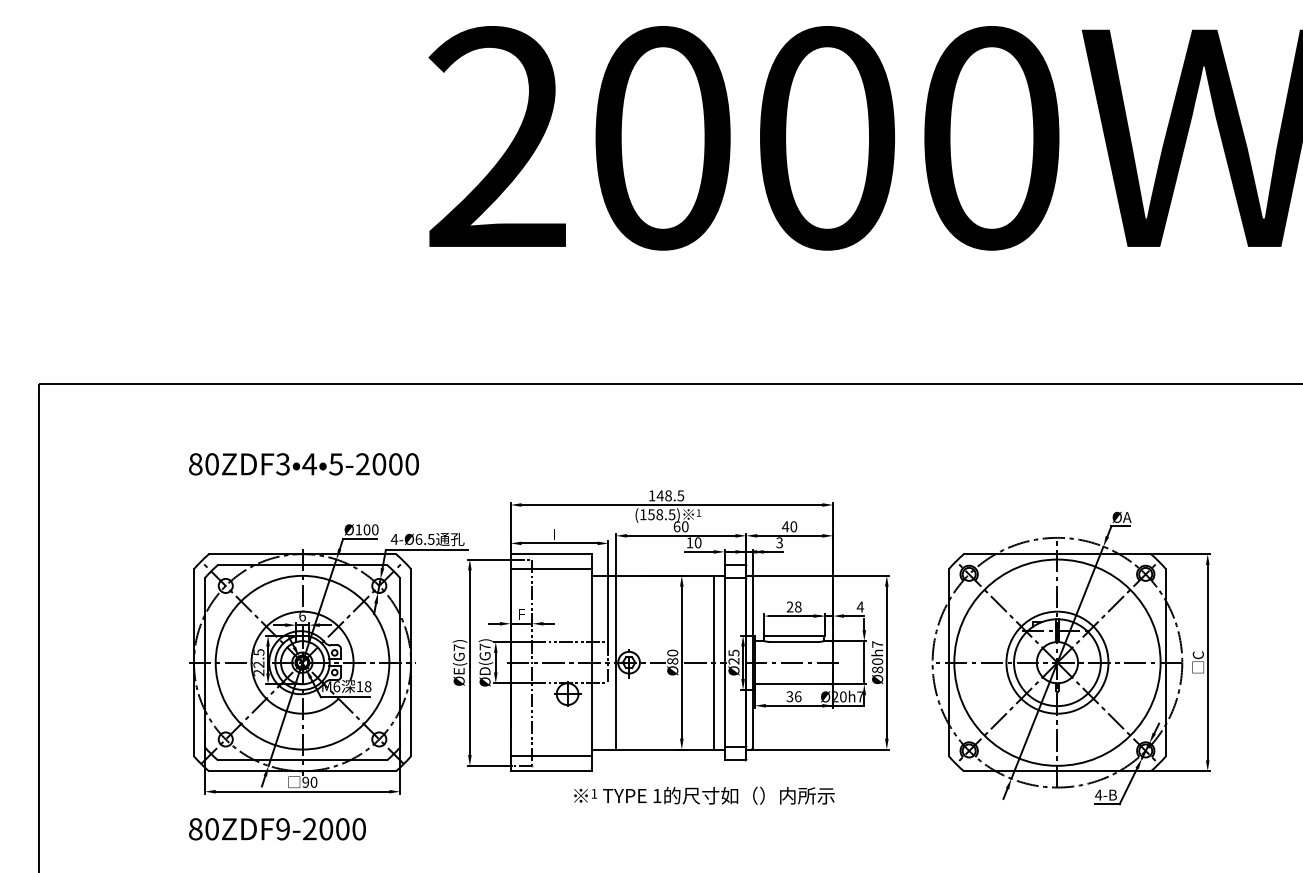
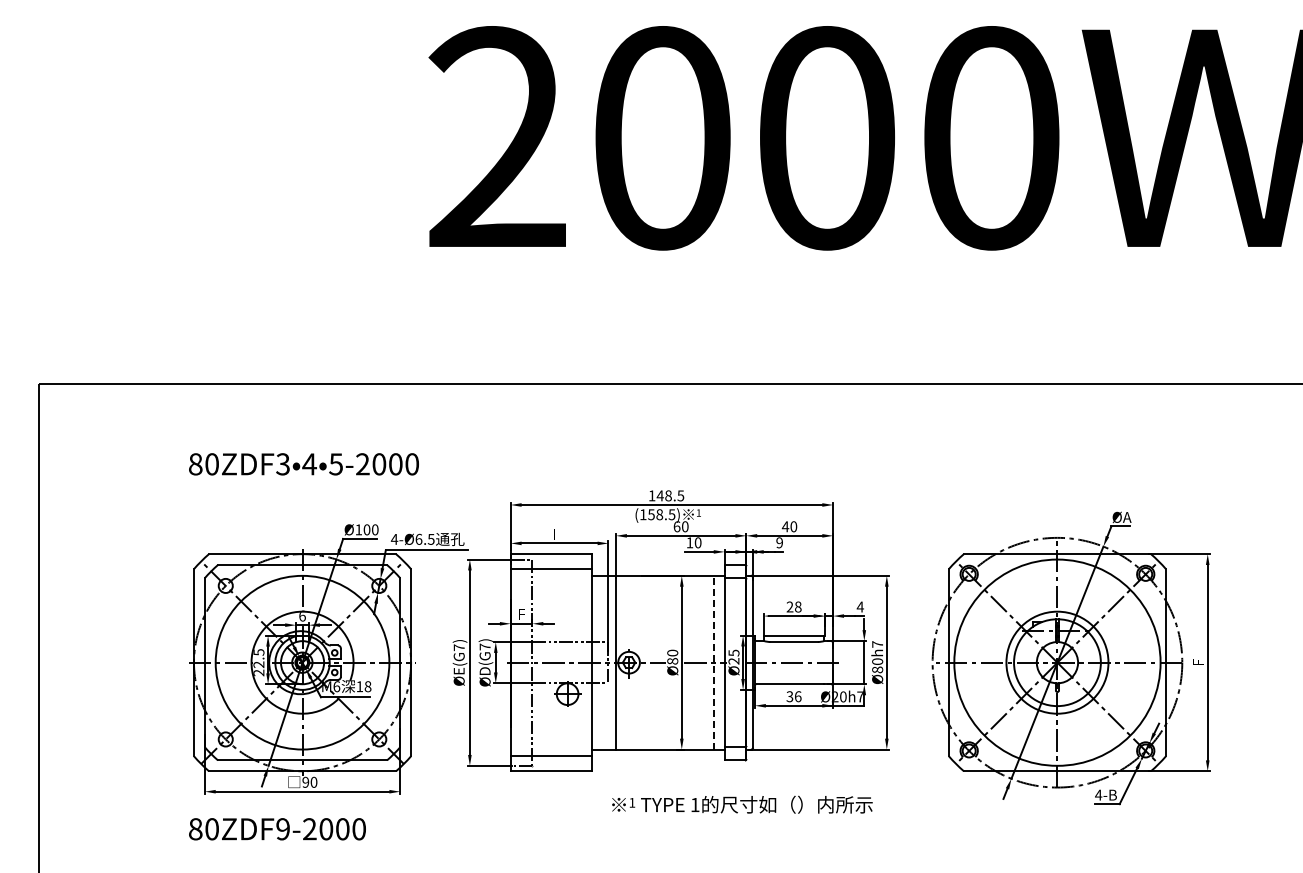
text: 3 -> 9 (779, 542)
line: solid -> dashed (713, 662)
text: □C -> F (1198, 662)
text position: (704, 795) -> (742, 804) (742, 804)
